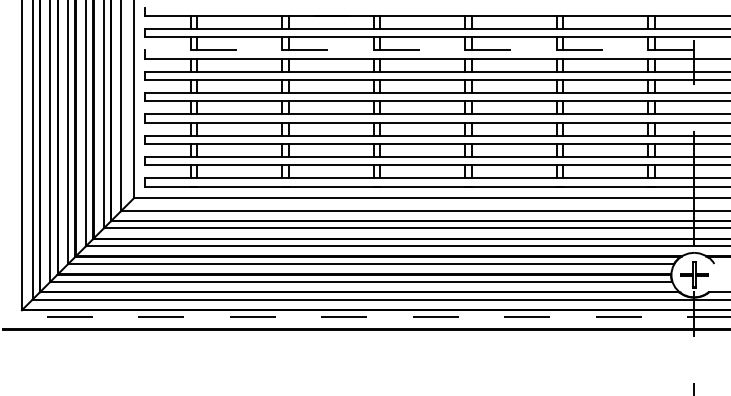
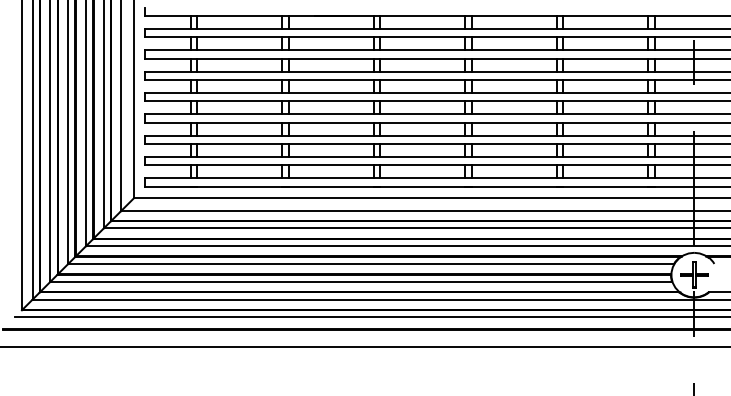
line: dashed -> solid (437, 50)
line: dashed -> solid (372, 317)
line: none -> present (364, 347)
